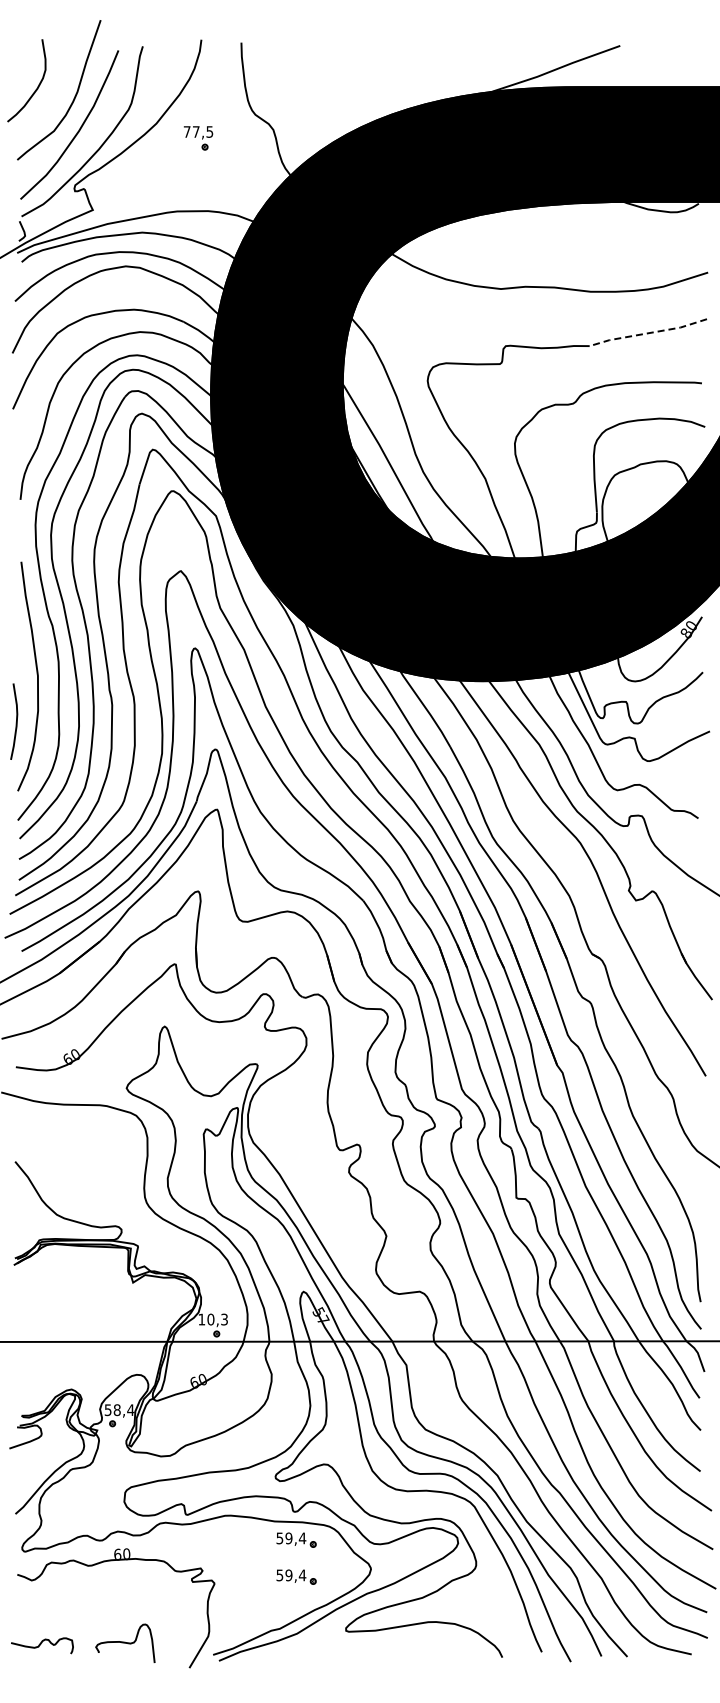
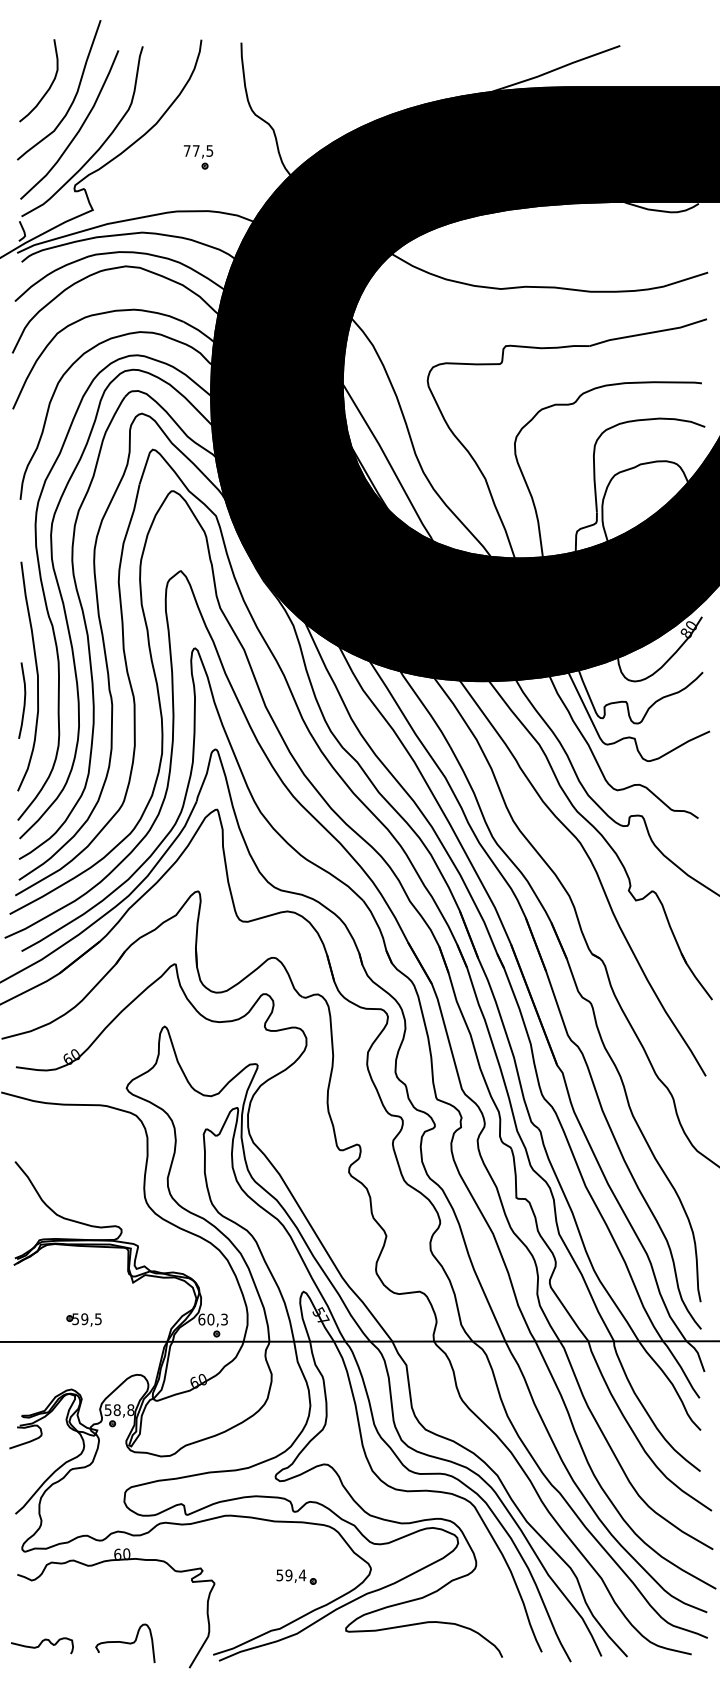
curve position: (37, 86) -> (49, 86) (49, 86)
part position: (198, 138) -> (198, 157) (198, 157)
line: dashed -> solid (647, 333)
curve position: (15, 722) -> (23, 701) (23, 701)
part: none -> present (83, 1319)
text: 10,3 -> 60,3 (201, 1319)
text: 58,4 -> 58,8 (130, 1410)
part: present -> none (296, 1539)
